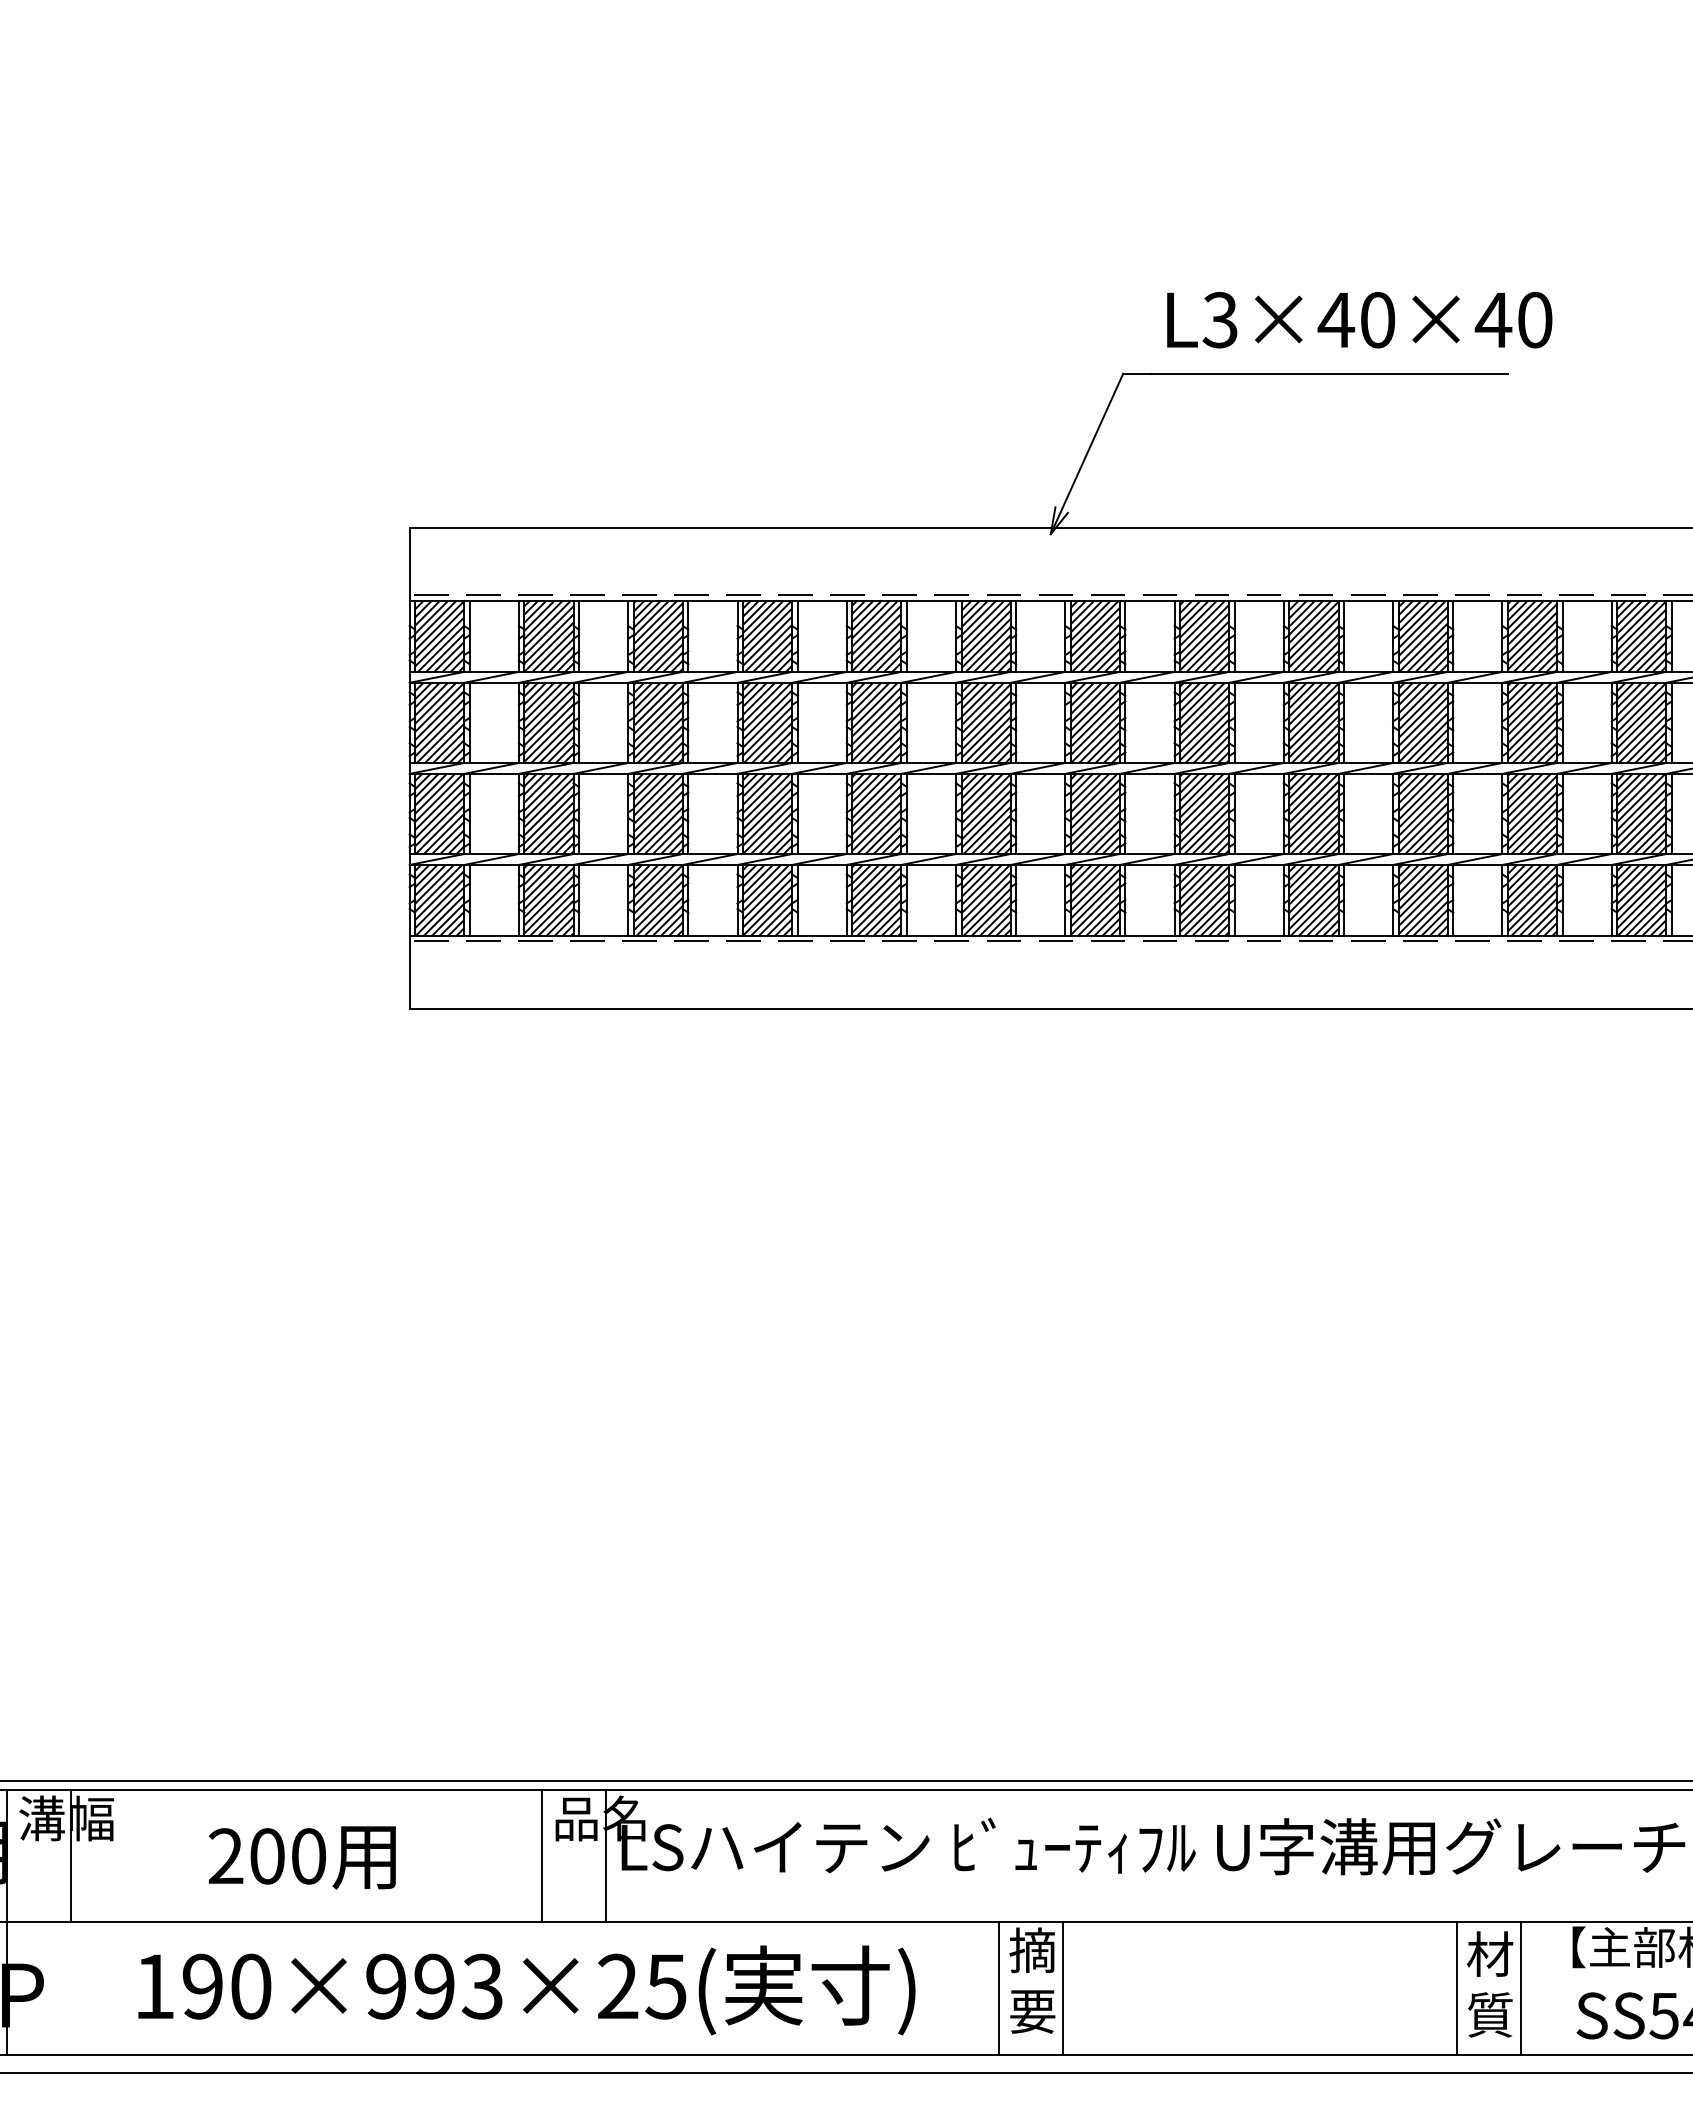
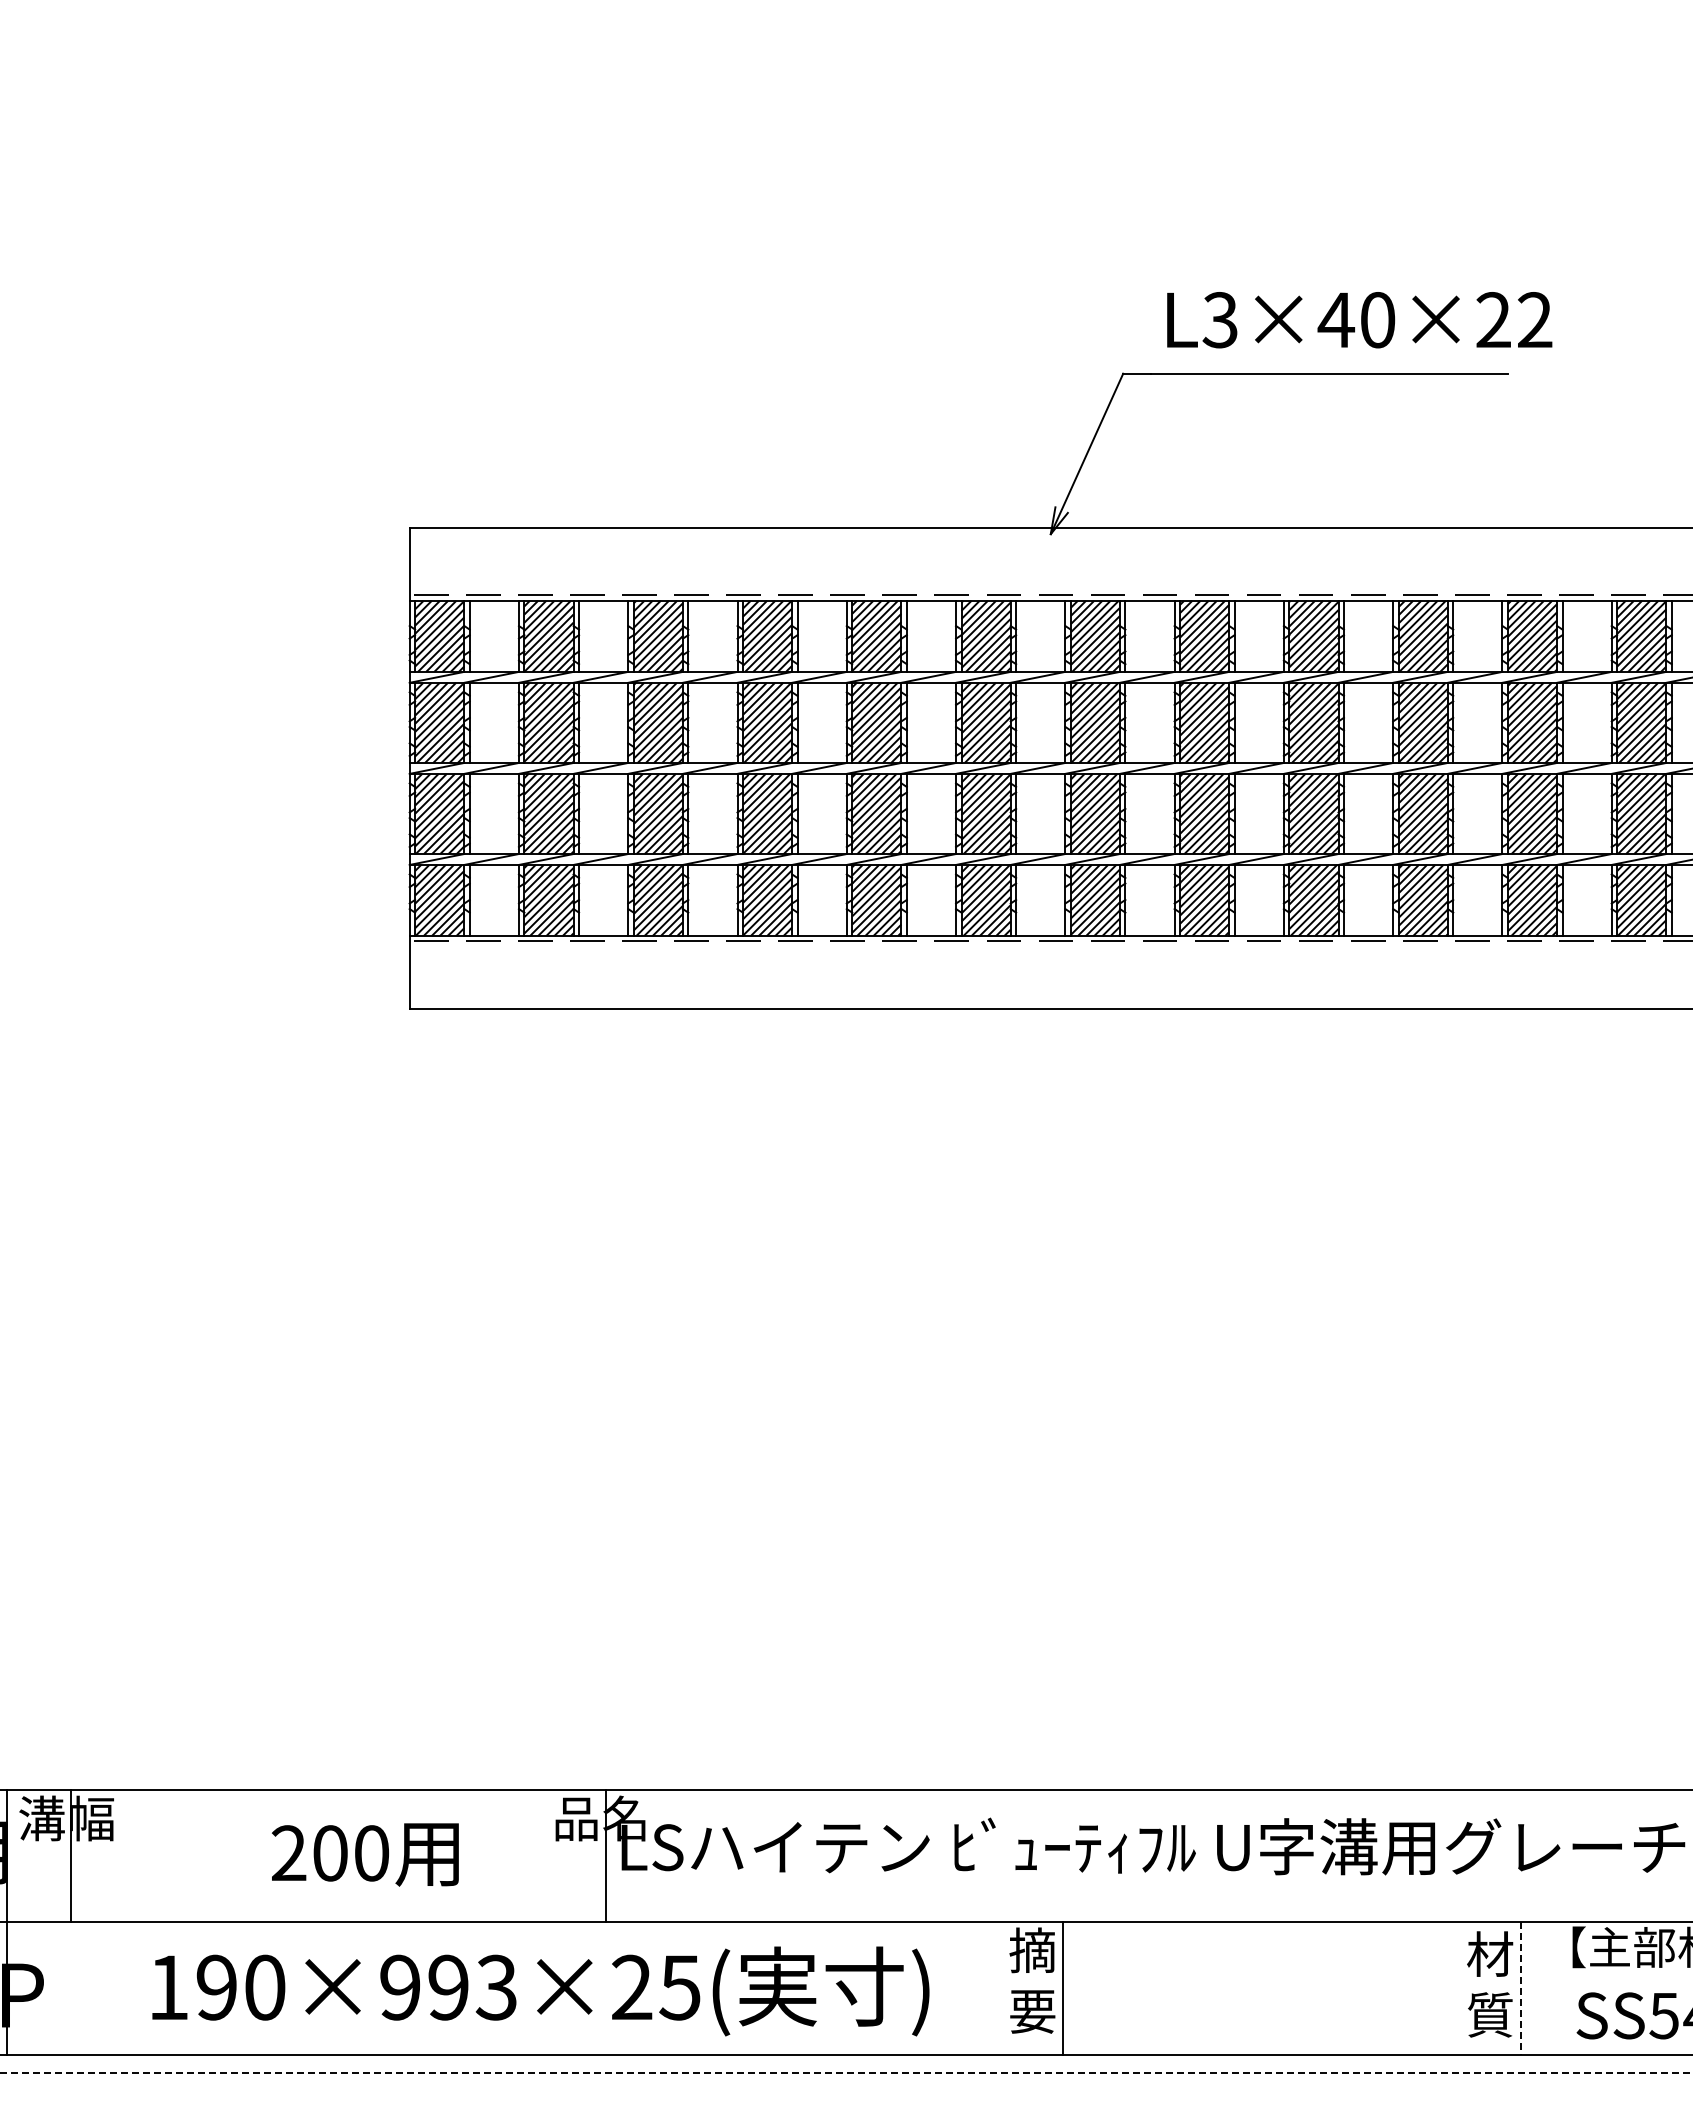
text: L3×40×40 -> L3×40×22 (1513, 320)
line: present -> none (845, 1781)
line: present -> none (541, 1855)
text position: (302, 1857) -> (365, 1854) (365, 1854)
line: present -> none (999, 1988)
line: present -> none (1456, 1988)
line: solid -> dashed (1520, 1988)
text position: (526, 1990) -> (540, 1991) (540, 1991)
line: solid -> dashed (847, 2072)
